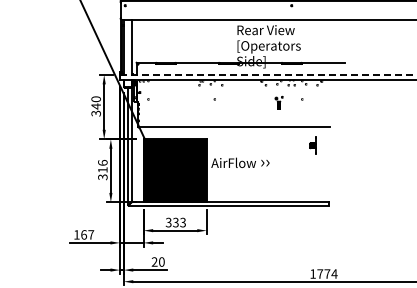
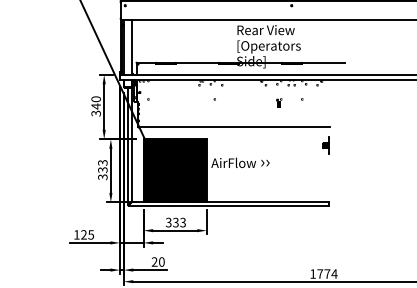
line: dashed -> solid (268, 74)
part size: 10x15 px -> 7x10 px (279, 102)
part position: (312, 145) -> (325, 145) (325, 145)
text: 316 -> 333 (102, 165)
text: 167 -> 125 (87, 234)
